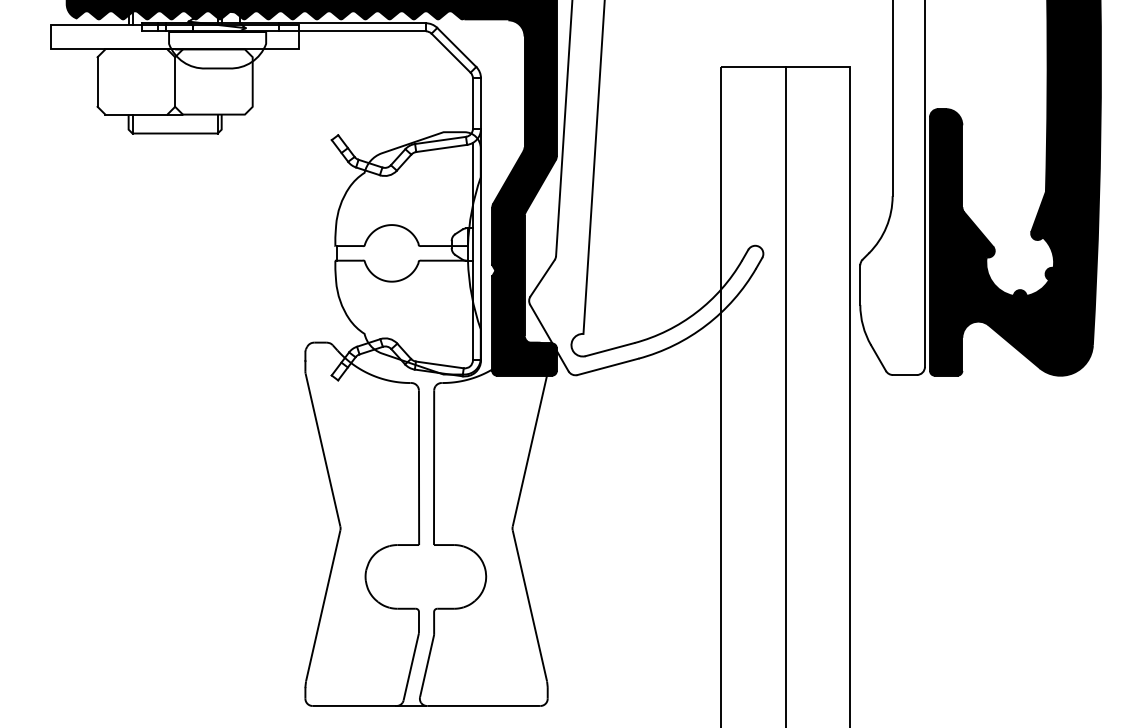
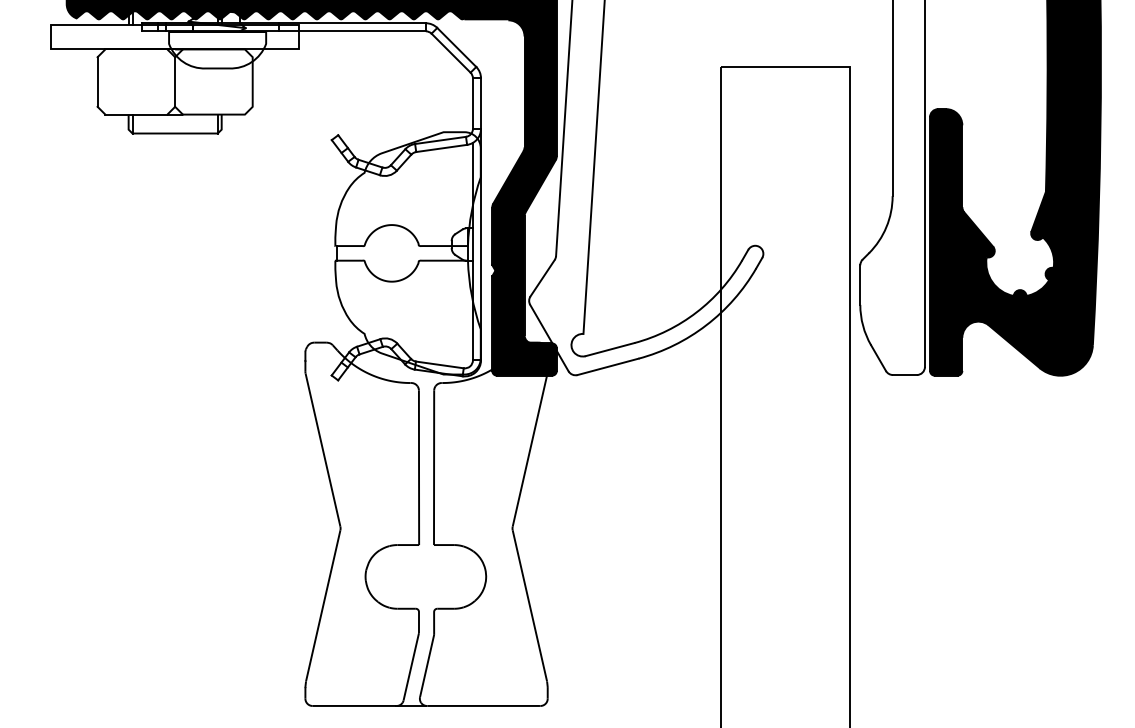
line: present -> none (785, 395)
